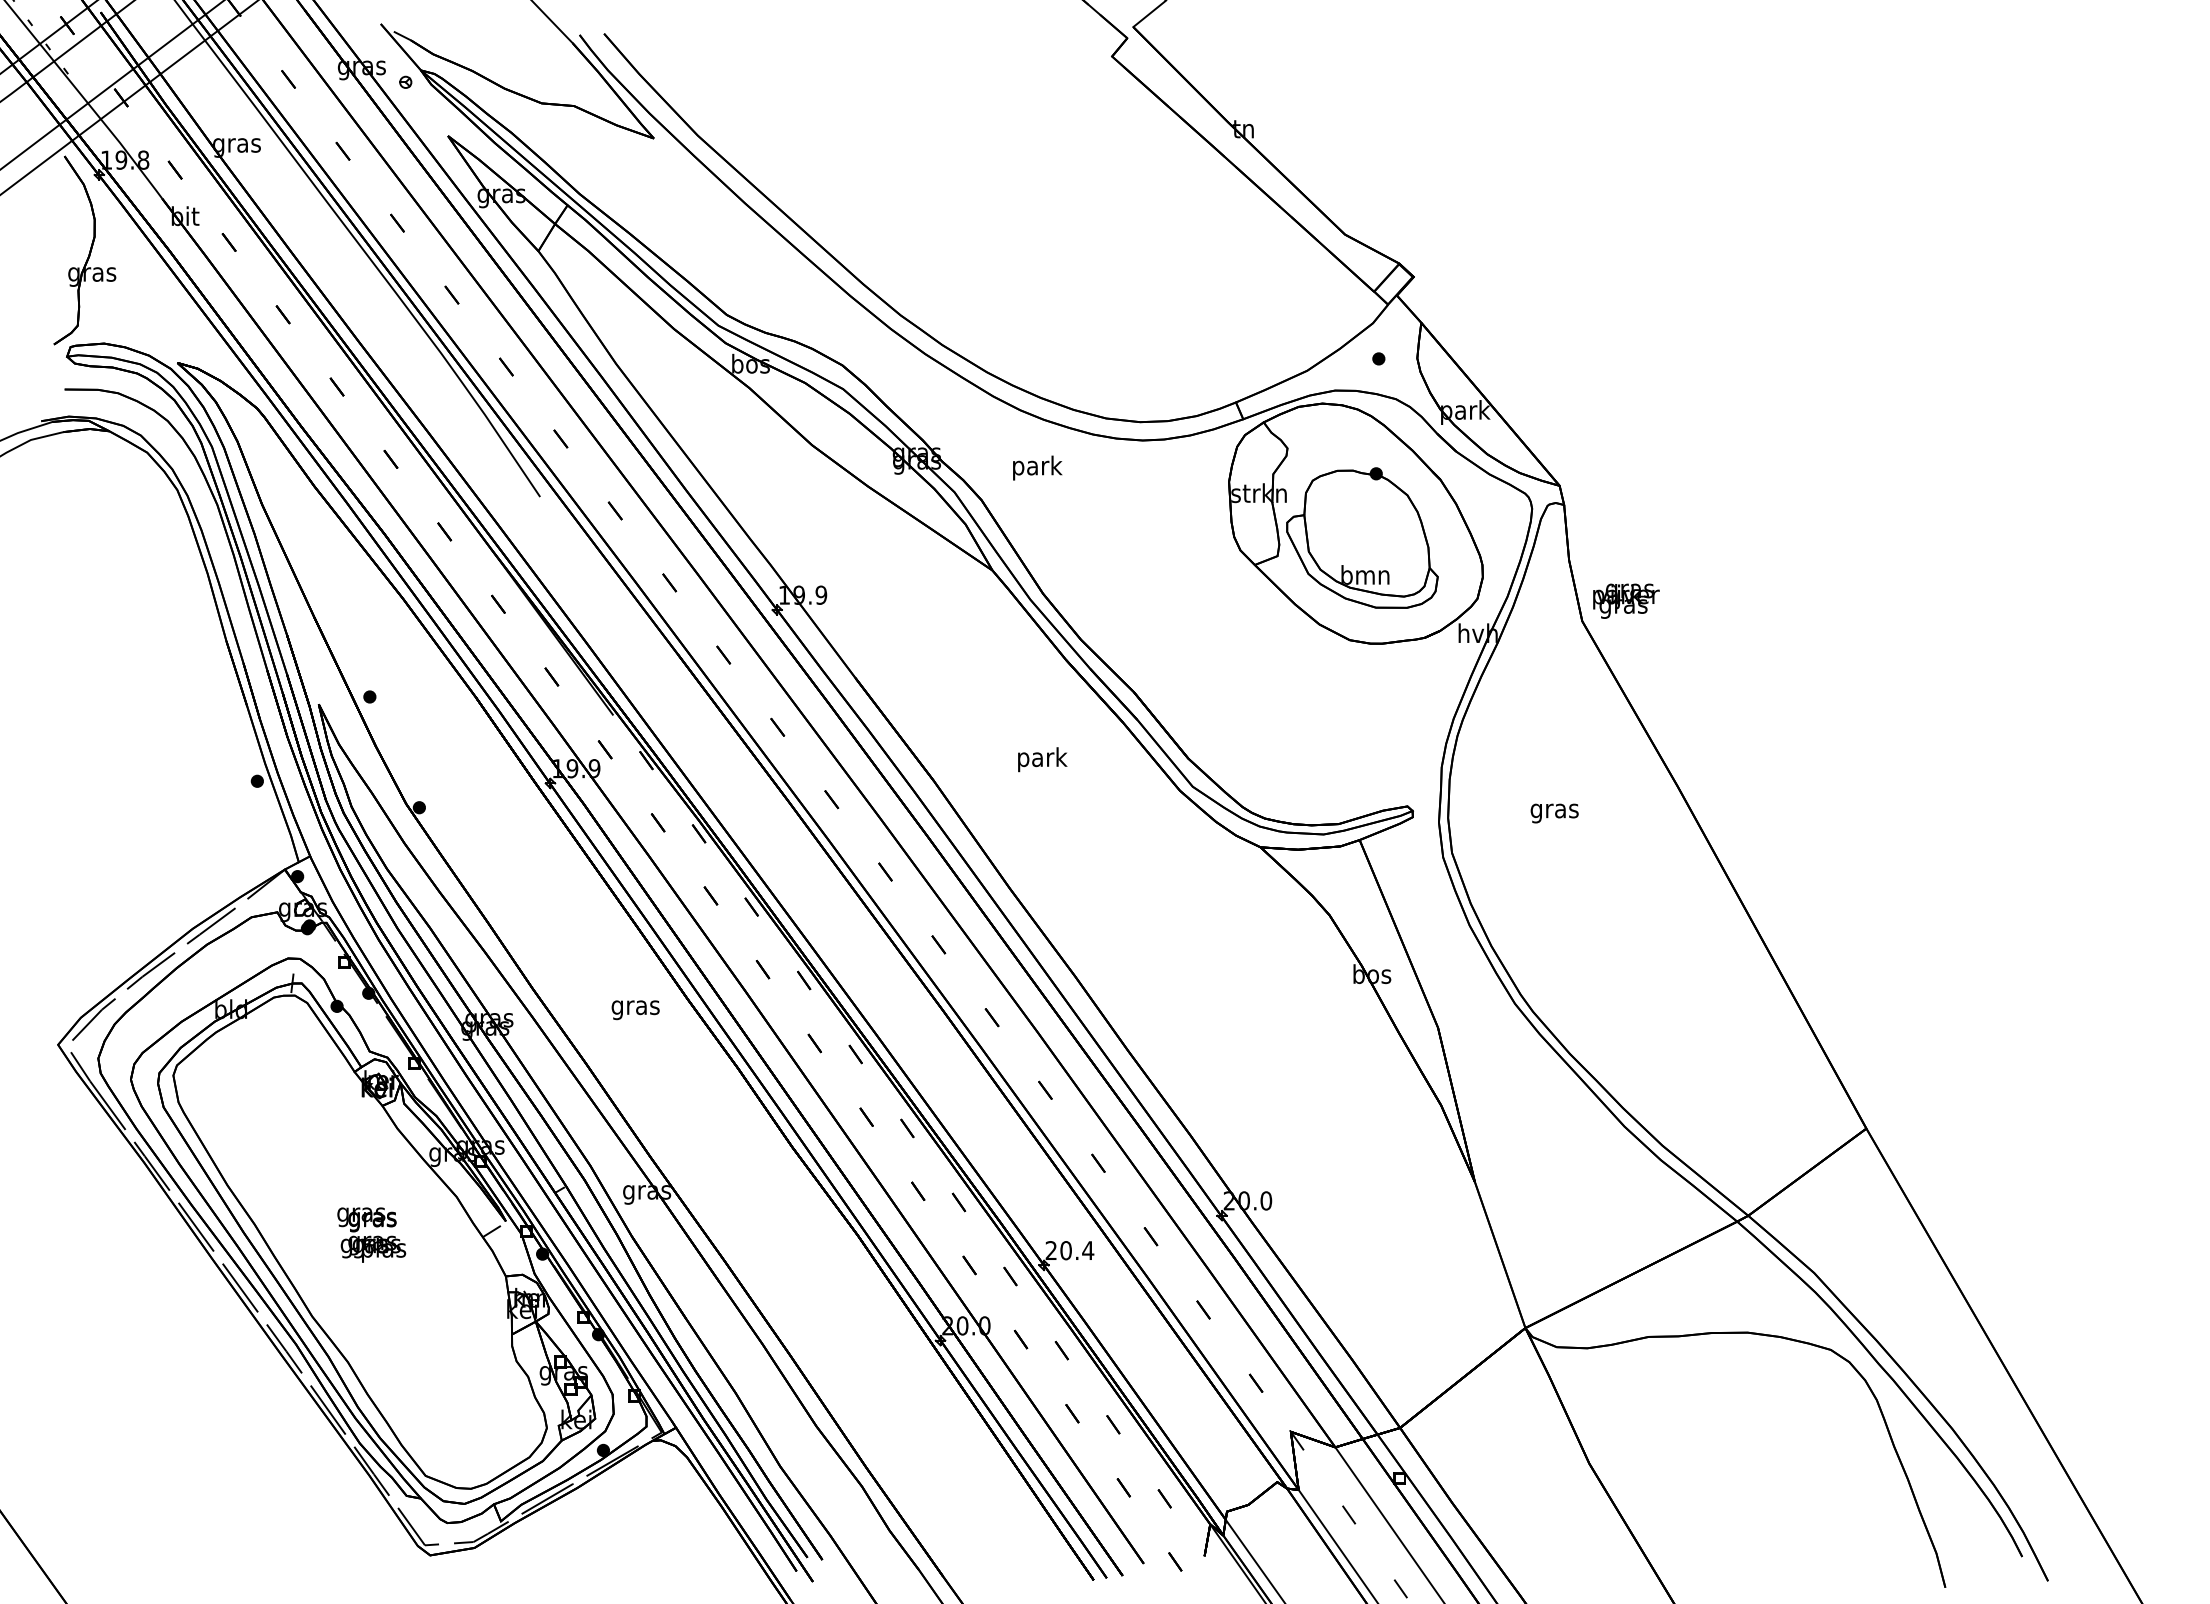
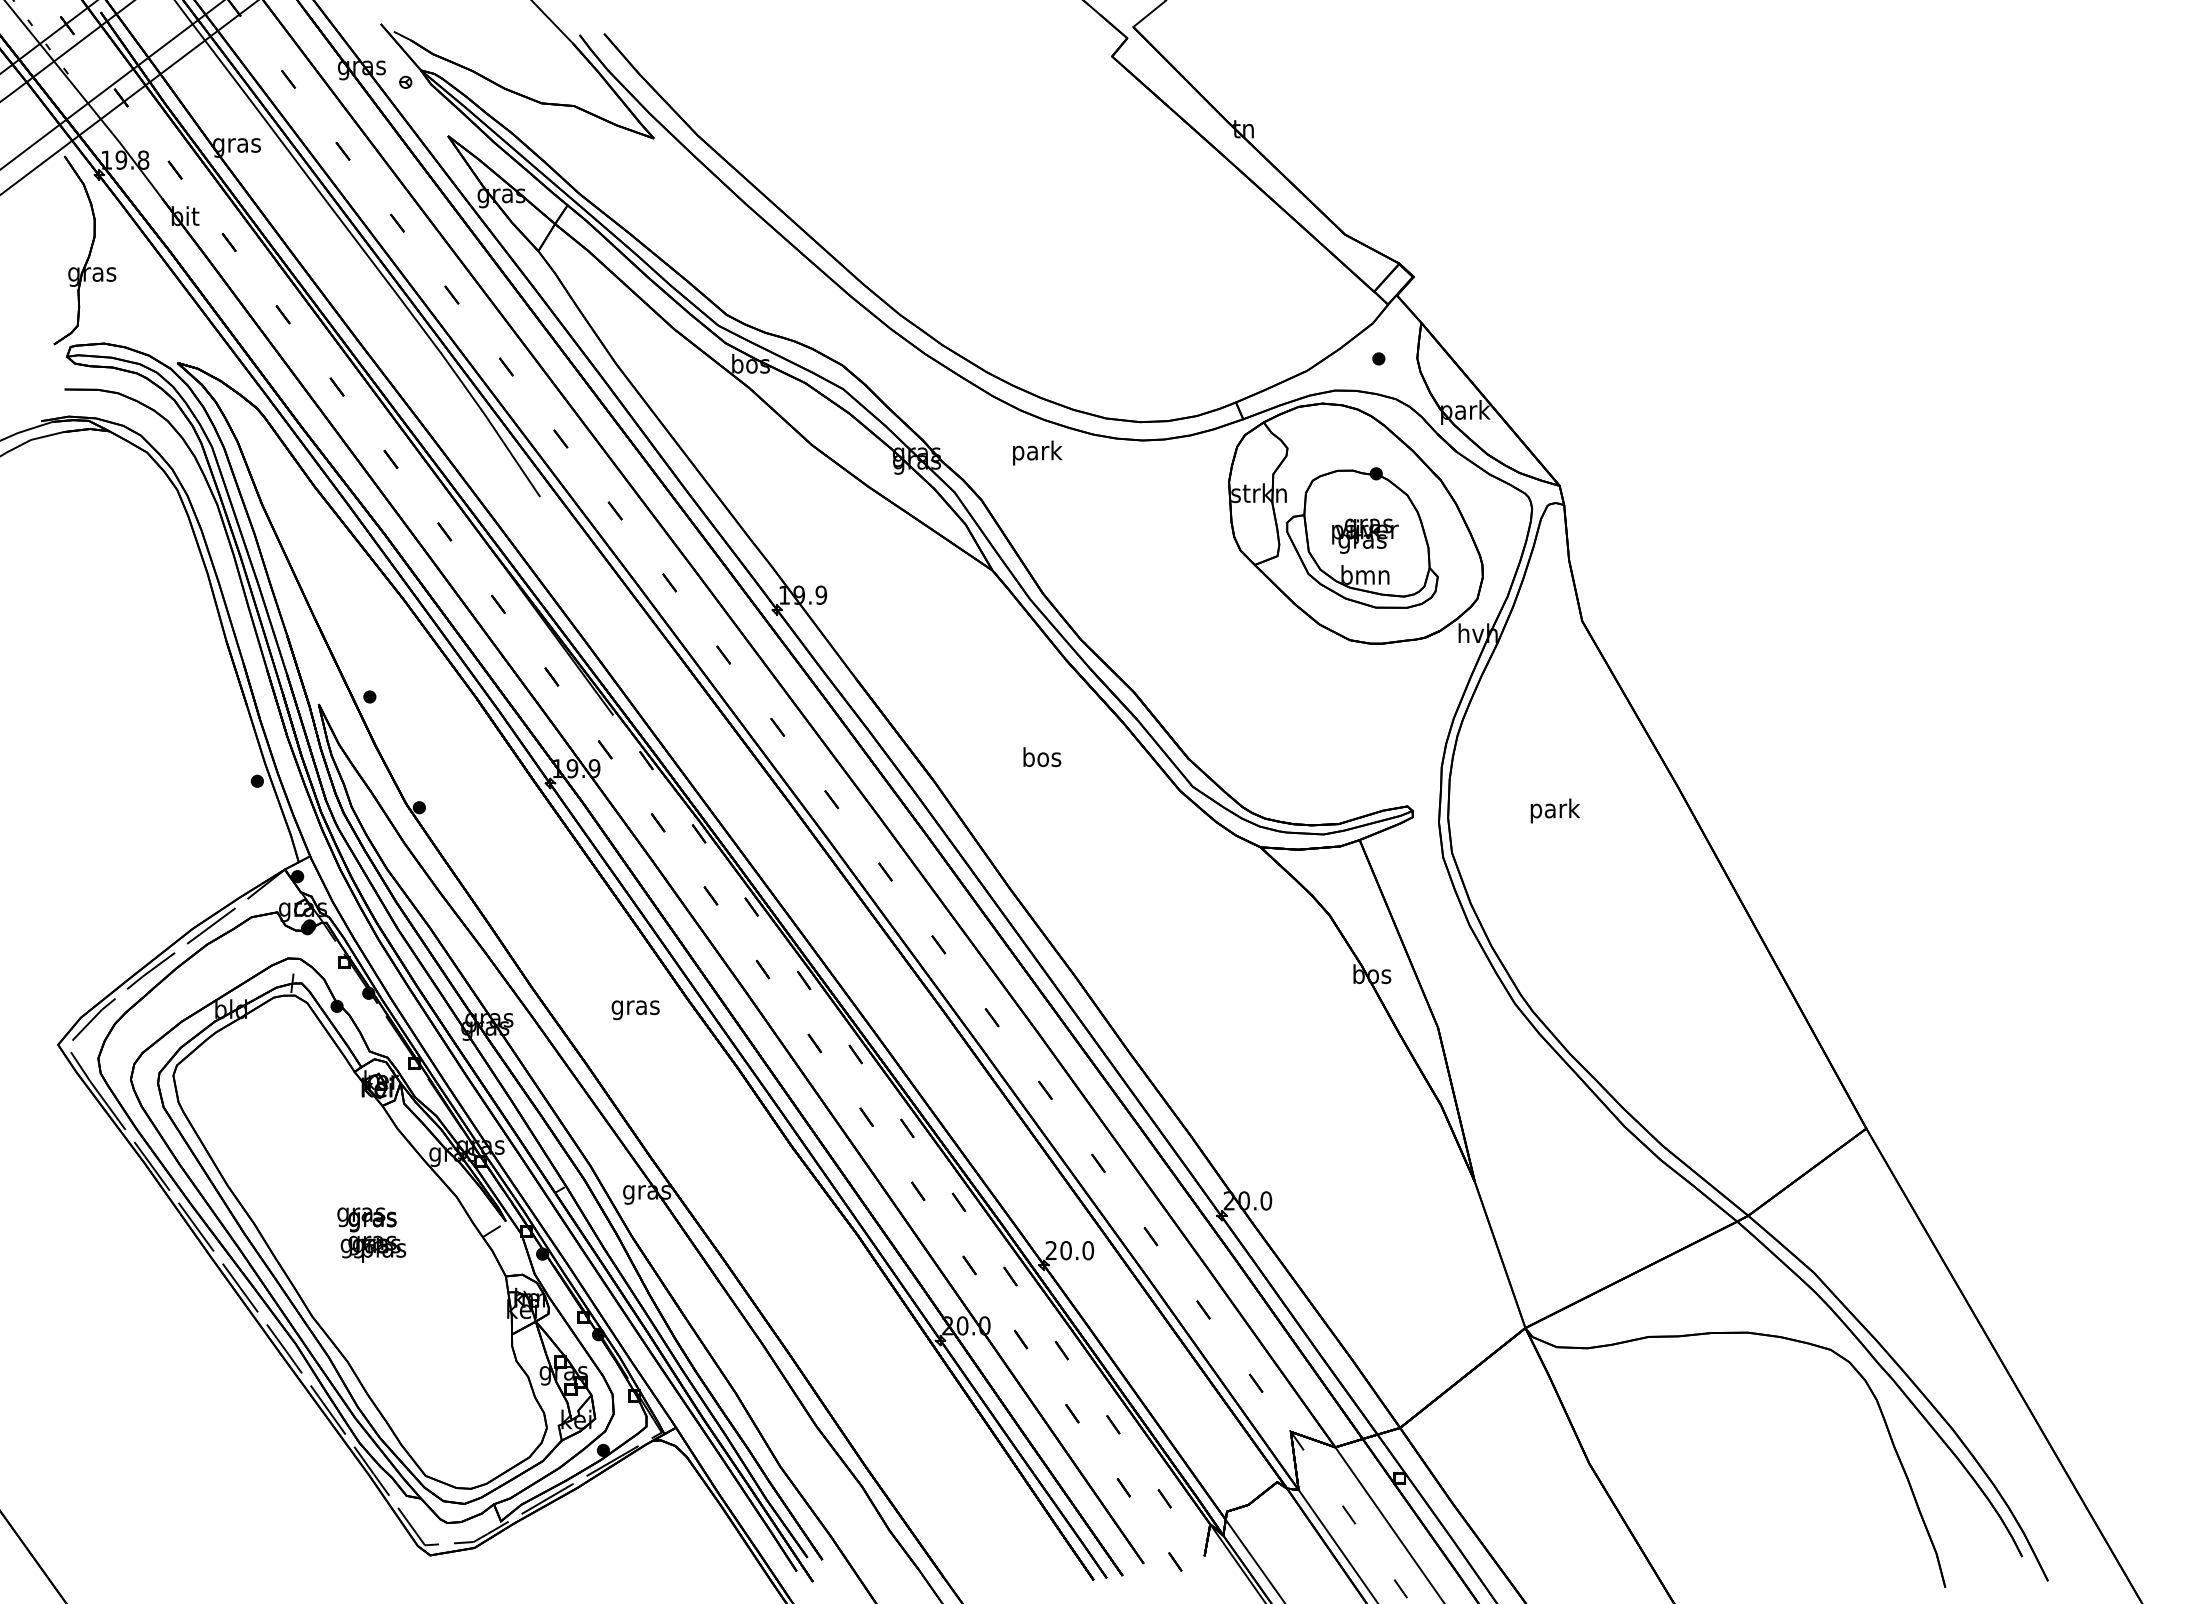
text position: (1037, 467) -> (1037, 452) (1037, 452)
text position: (1626, 600) -> (1365, 535) (1365, 535)
text: park -> bos (1042, 759)
text: gras -> park (1555, 810)
text: 20.4 -> 20.0 (1088, 1250)
